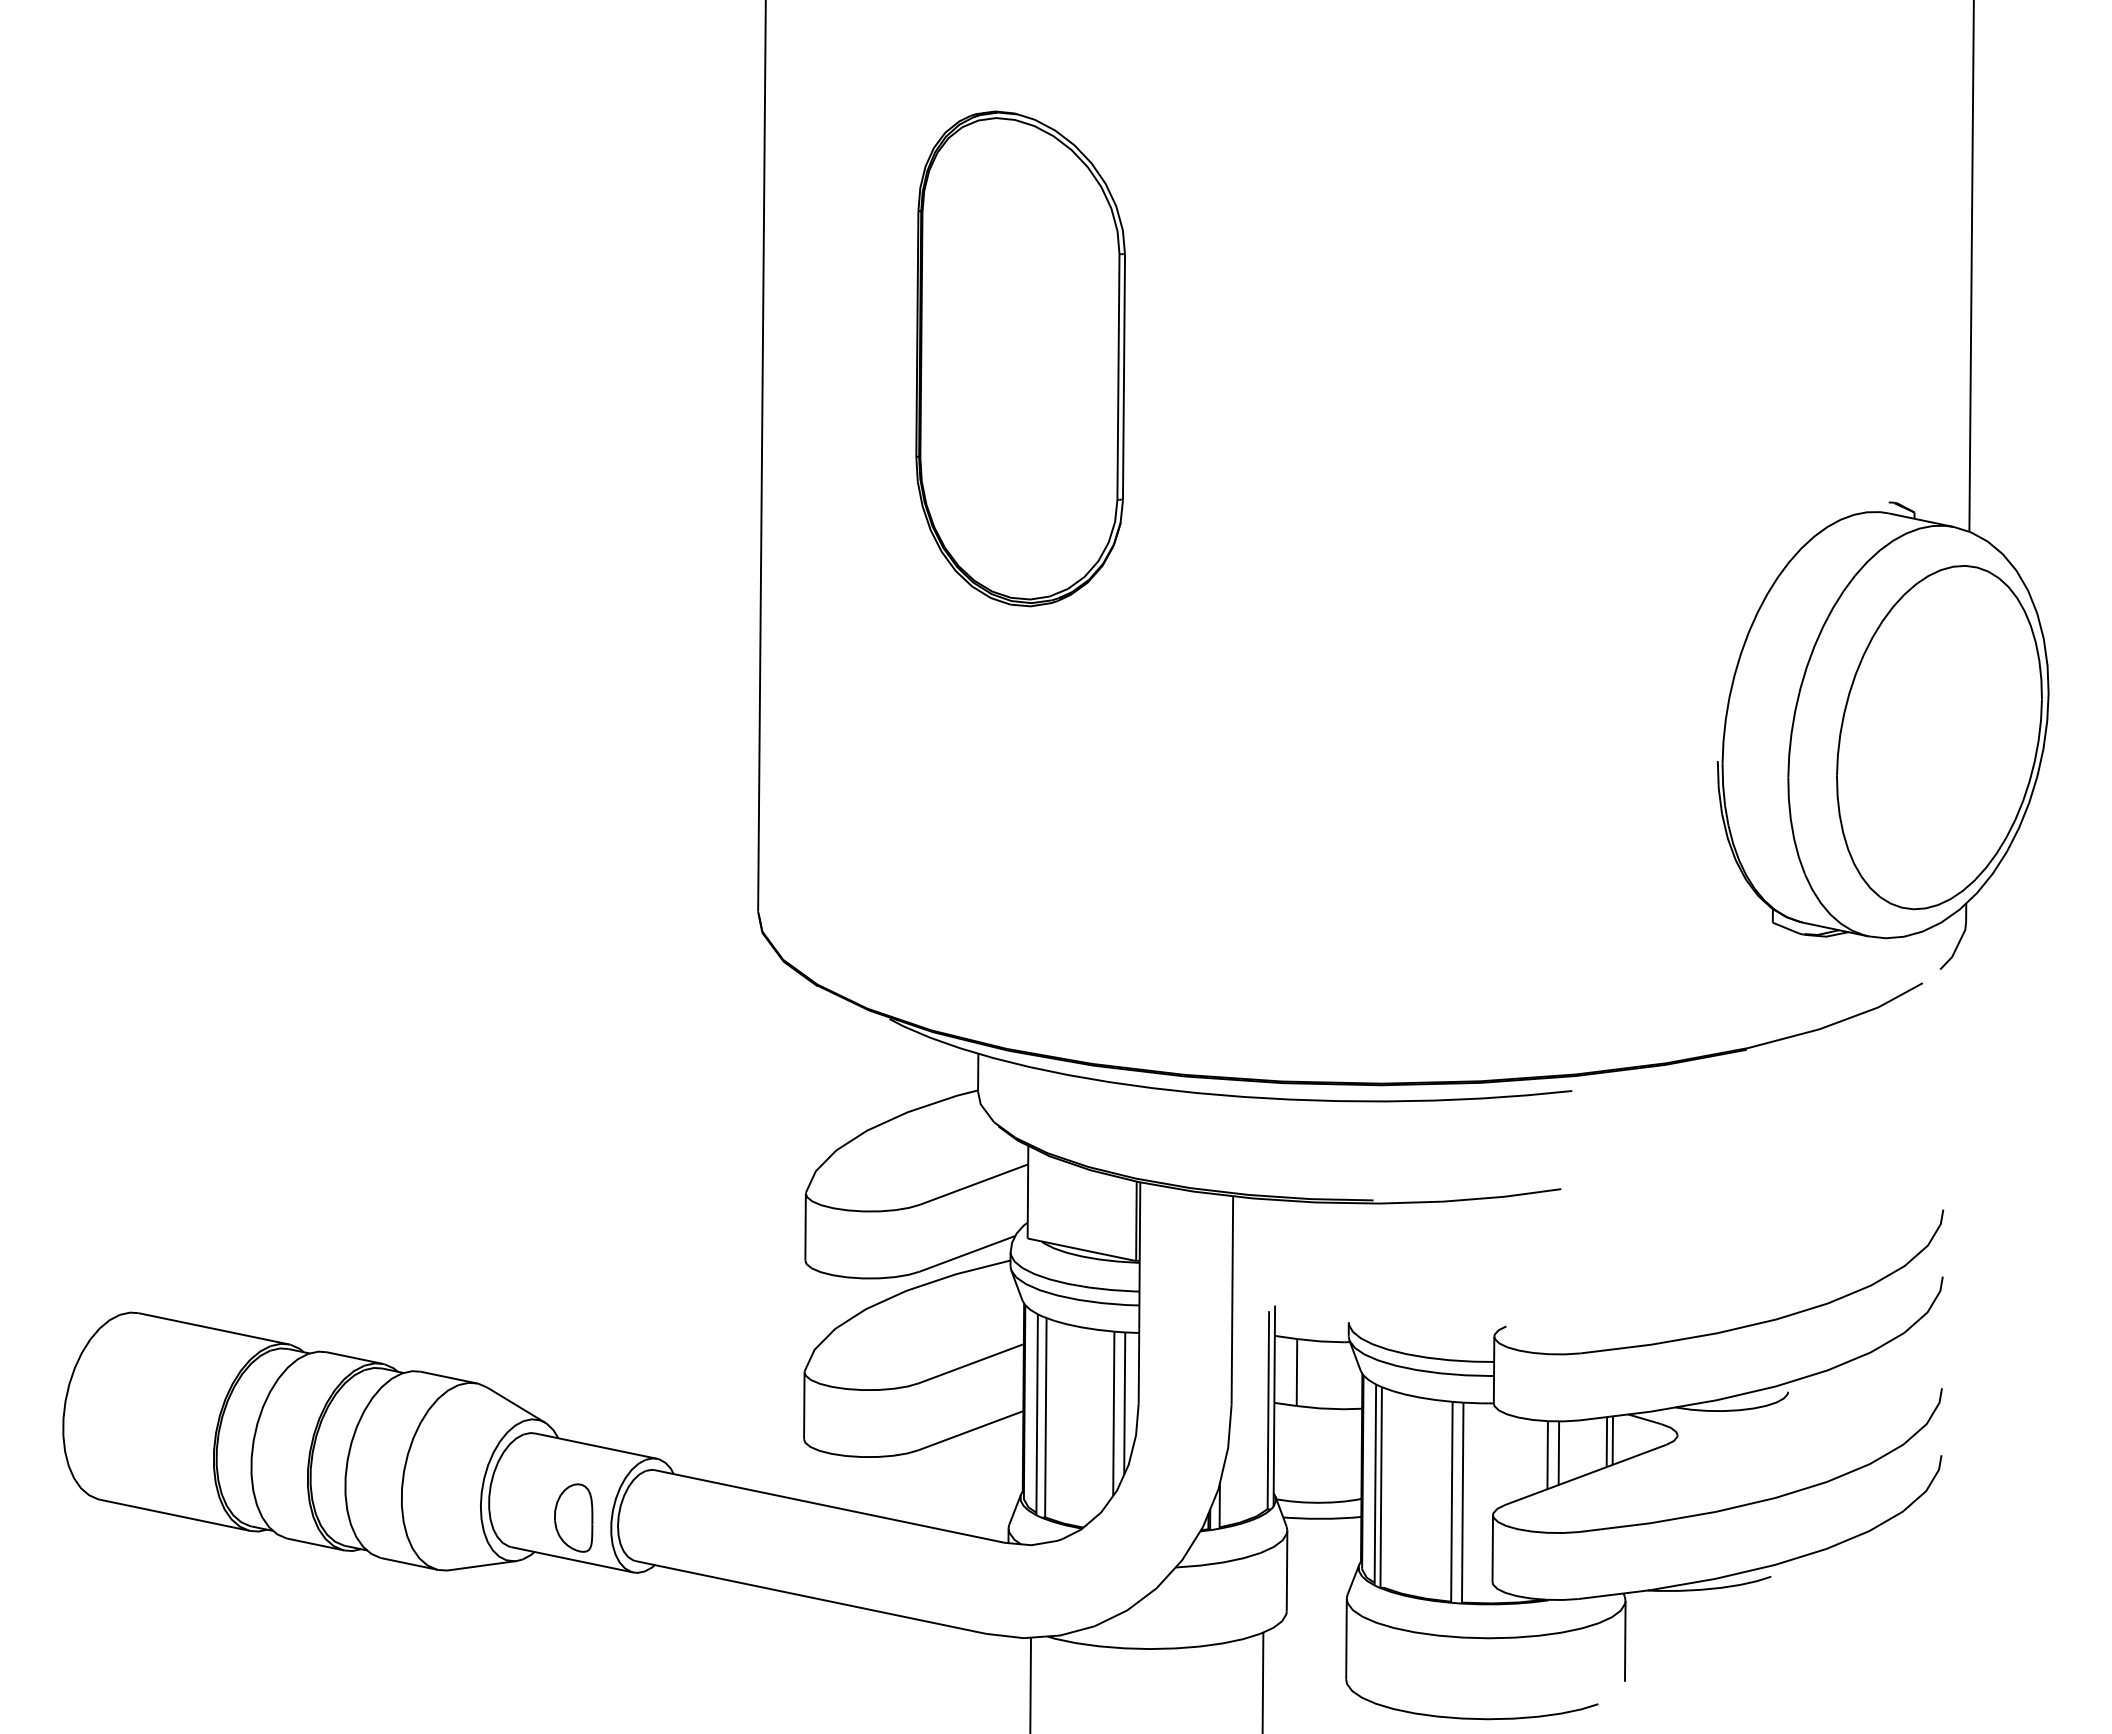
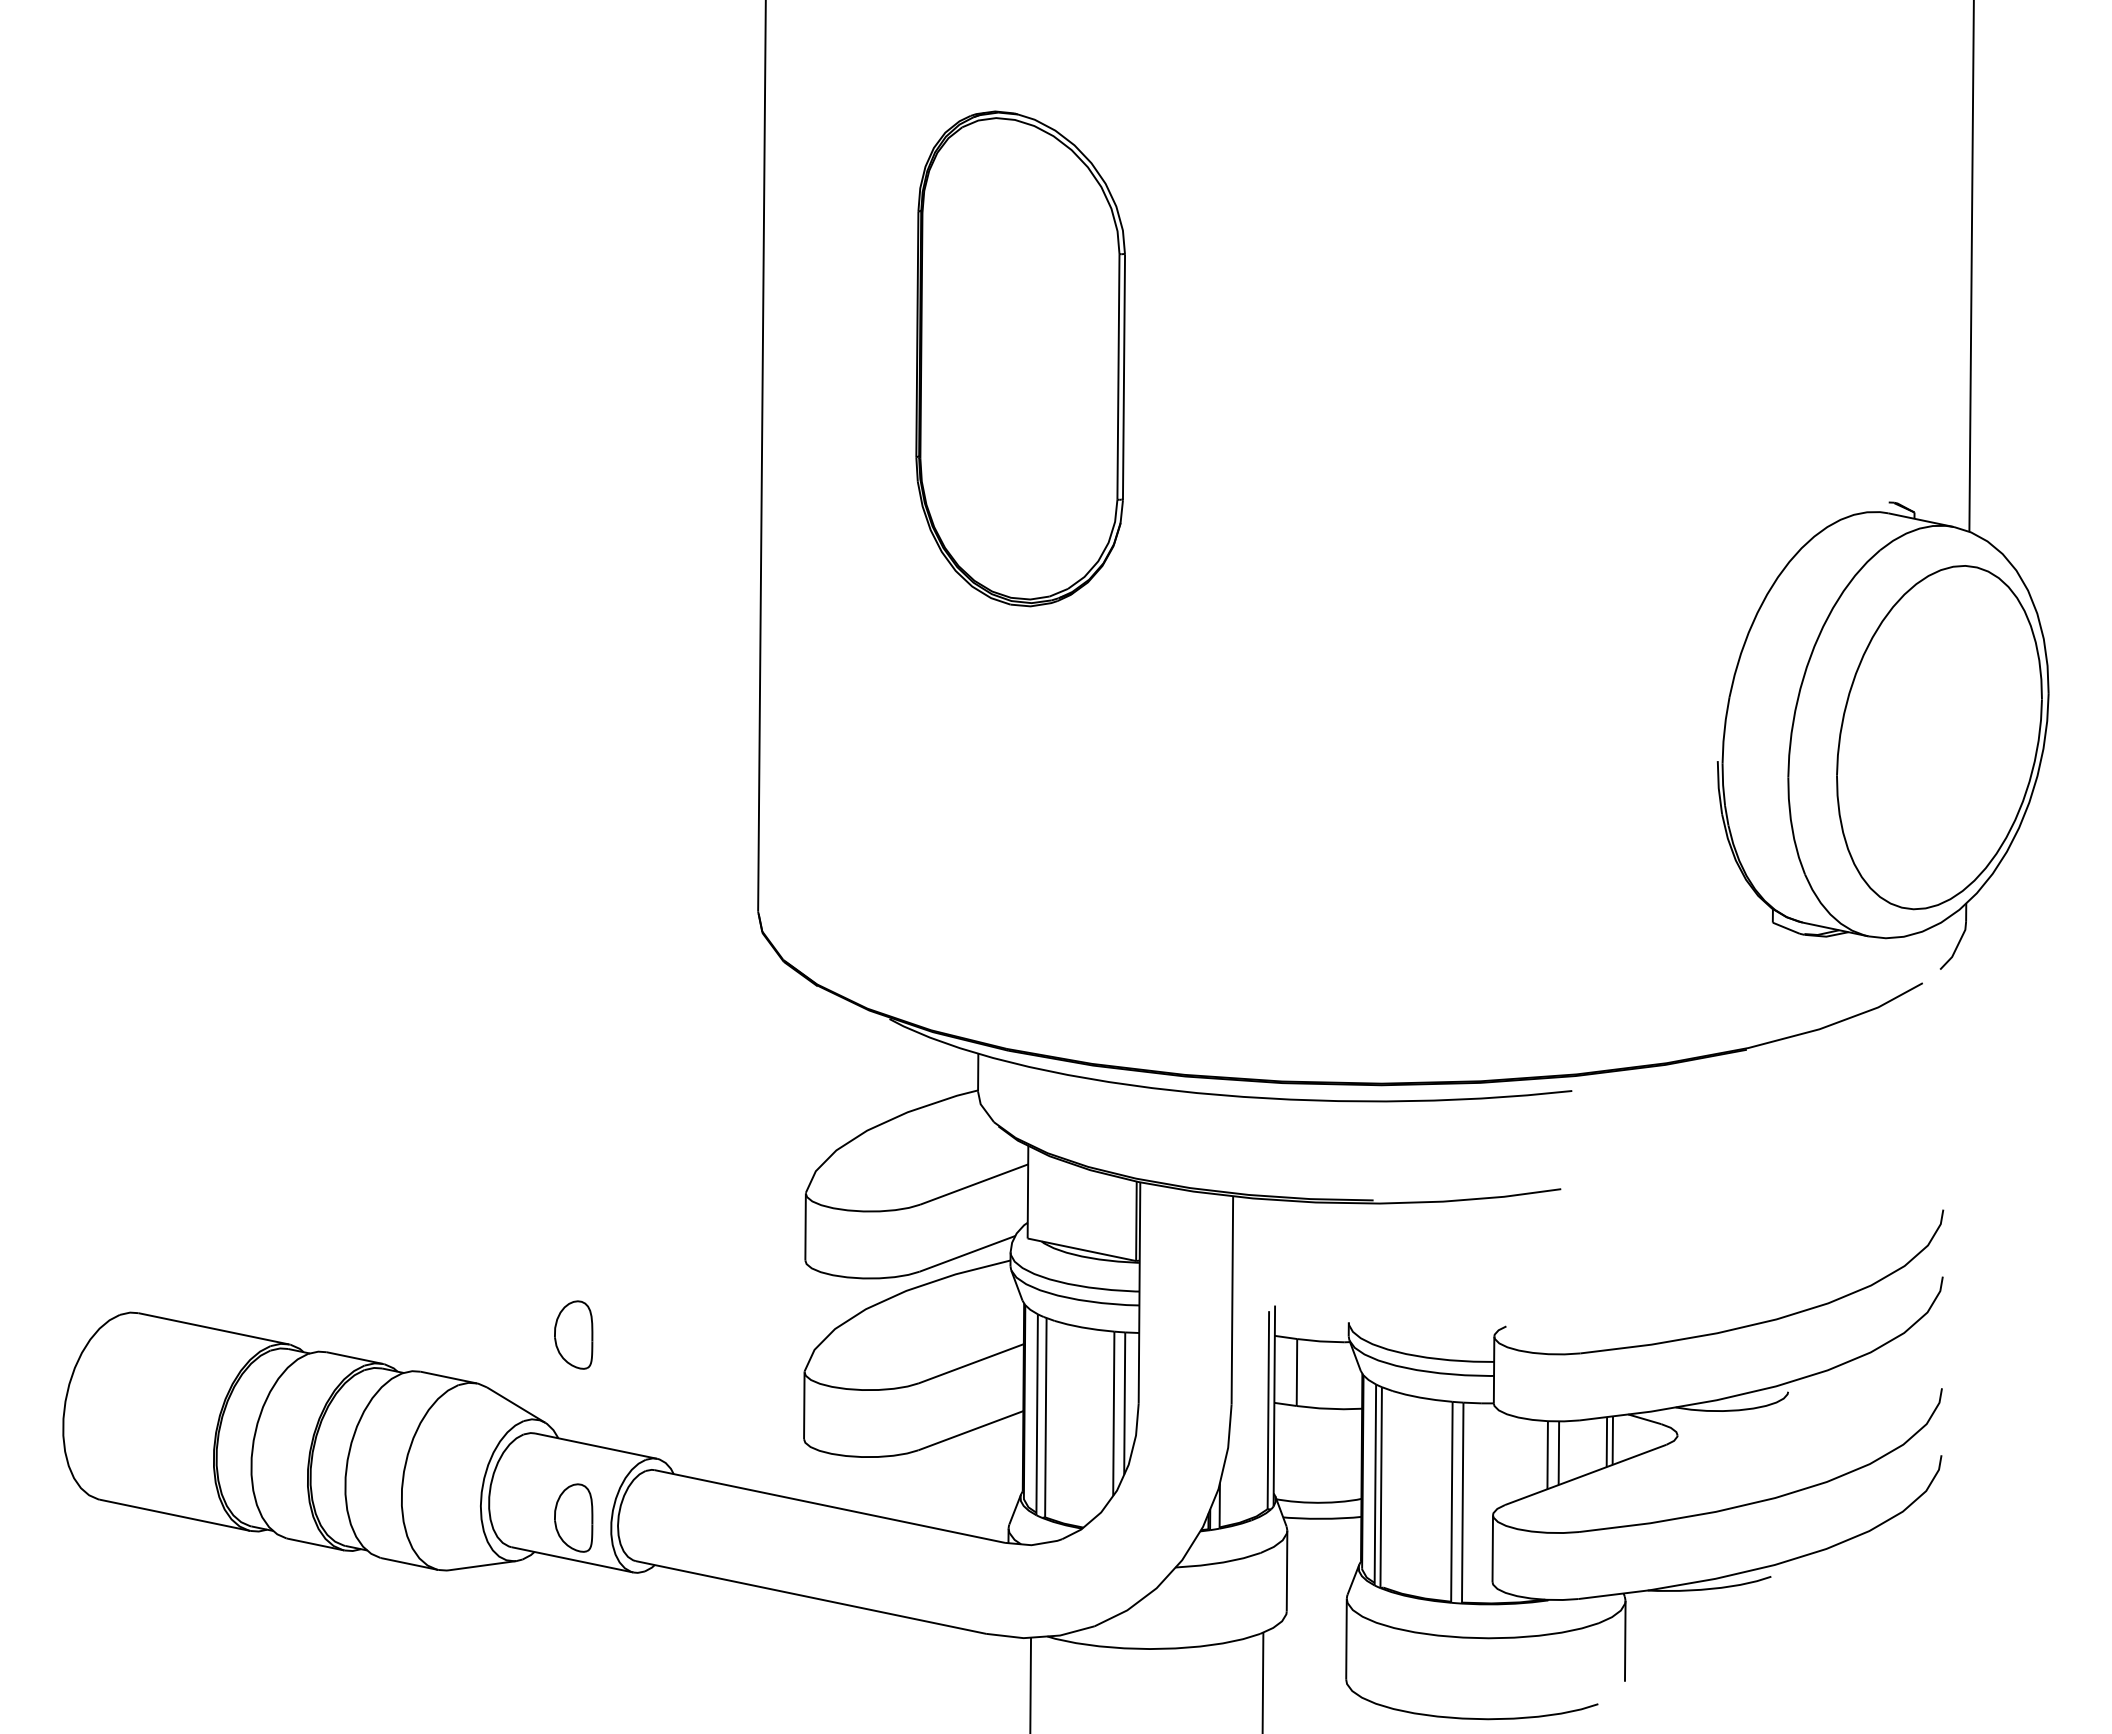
part: none -> present (573, 1334)
